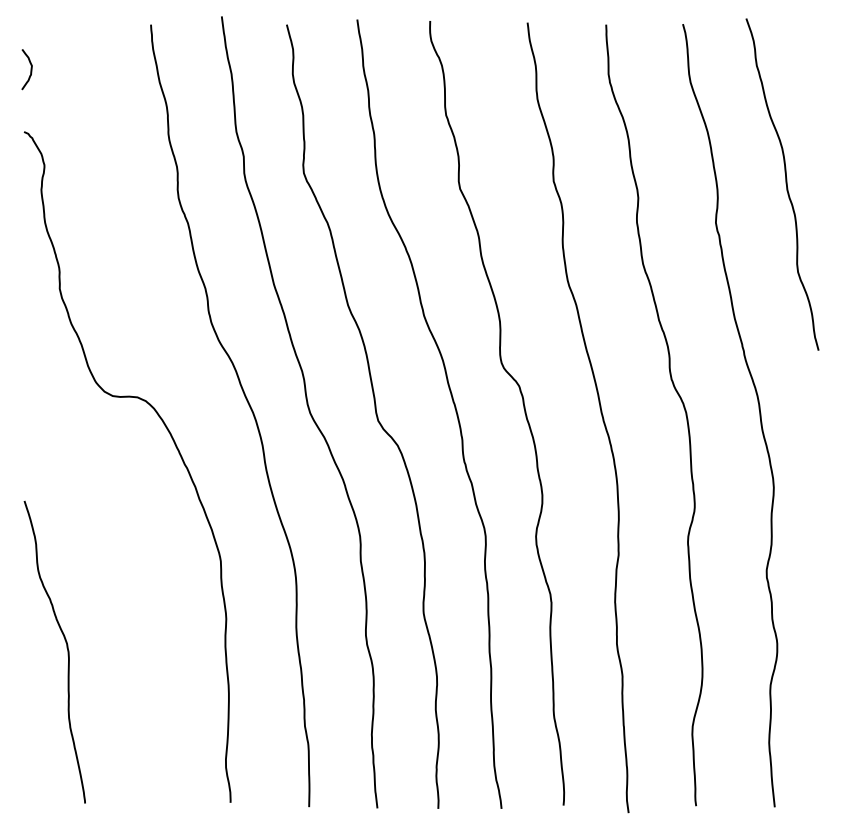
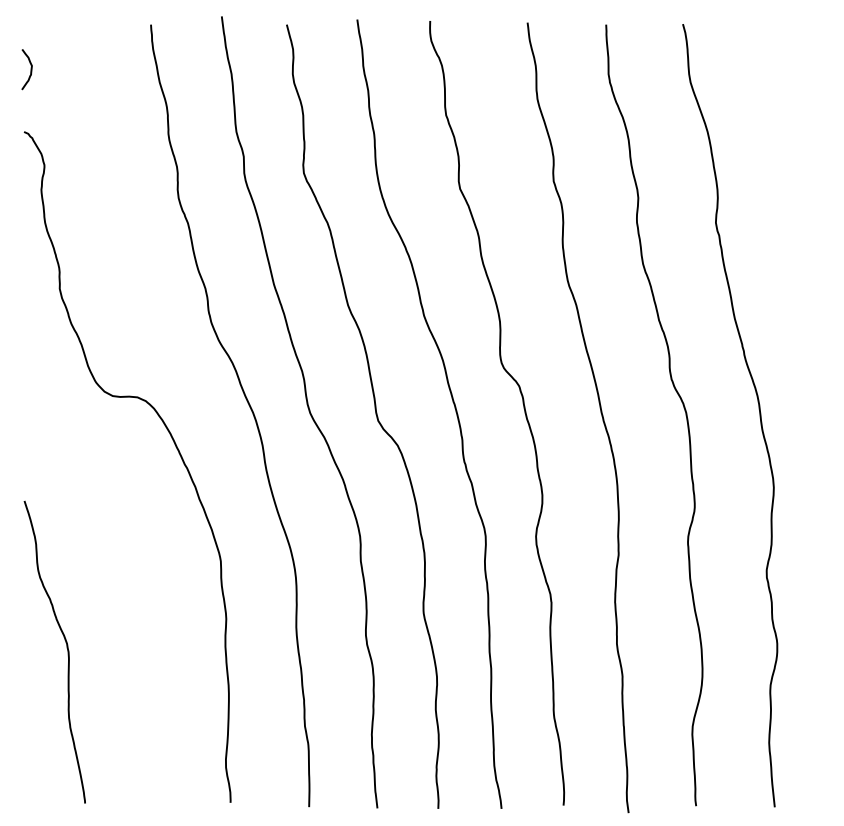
curve: present -> none (785, 184)
